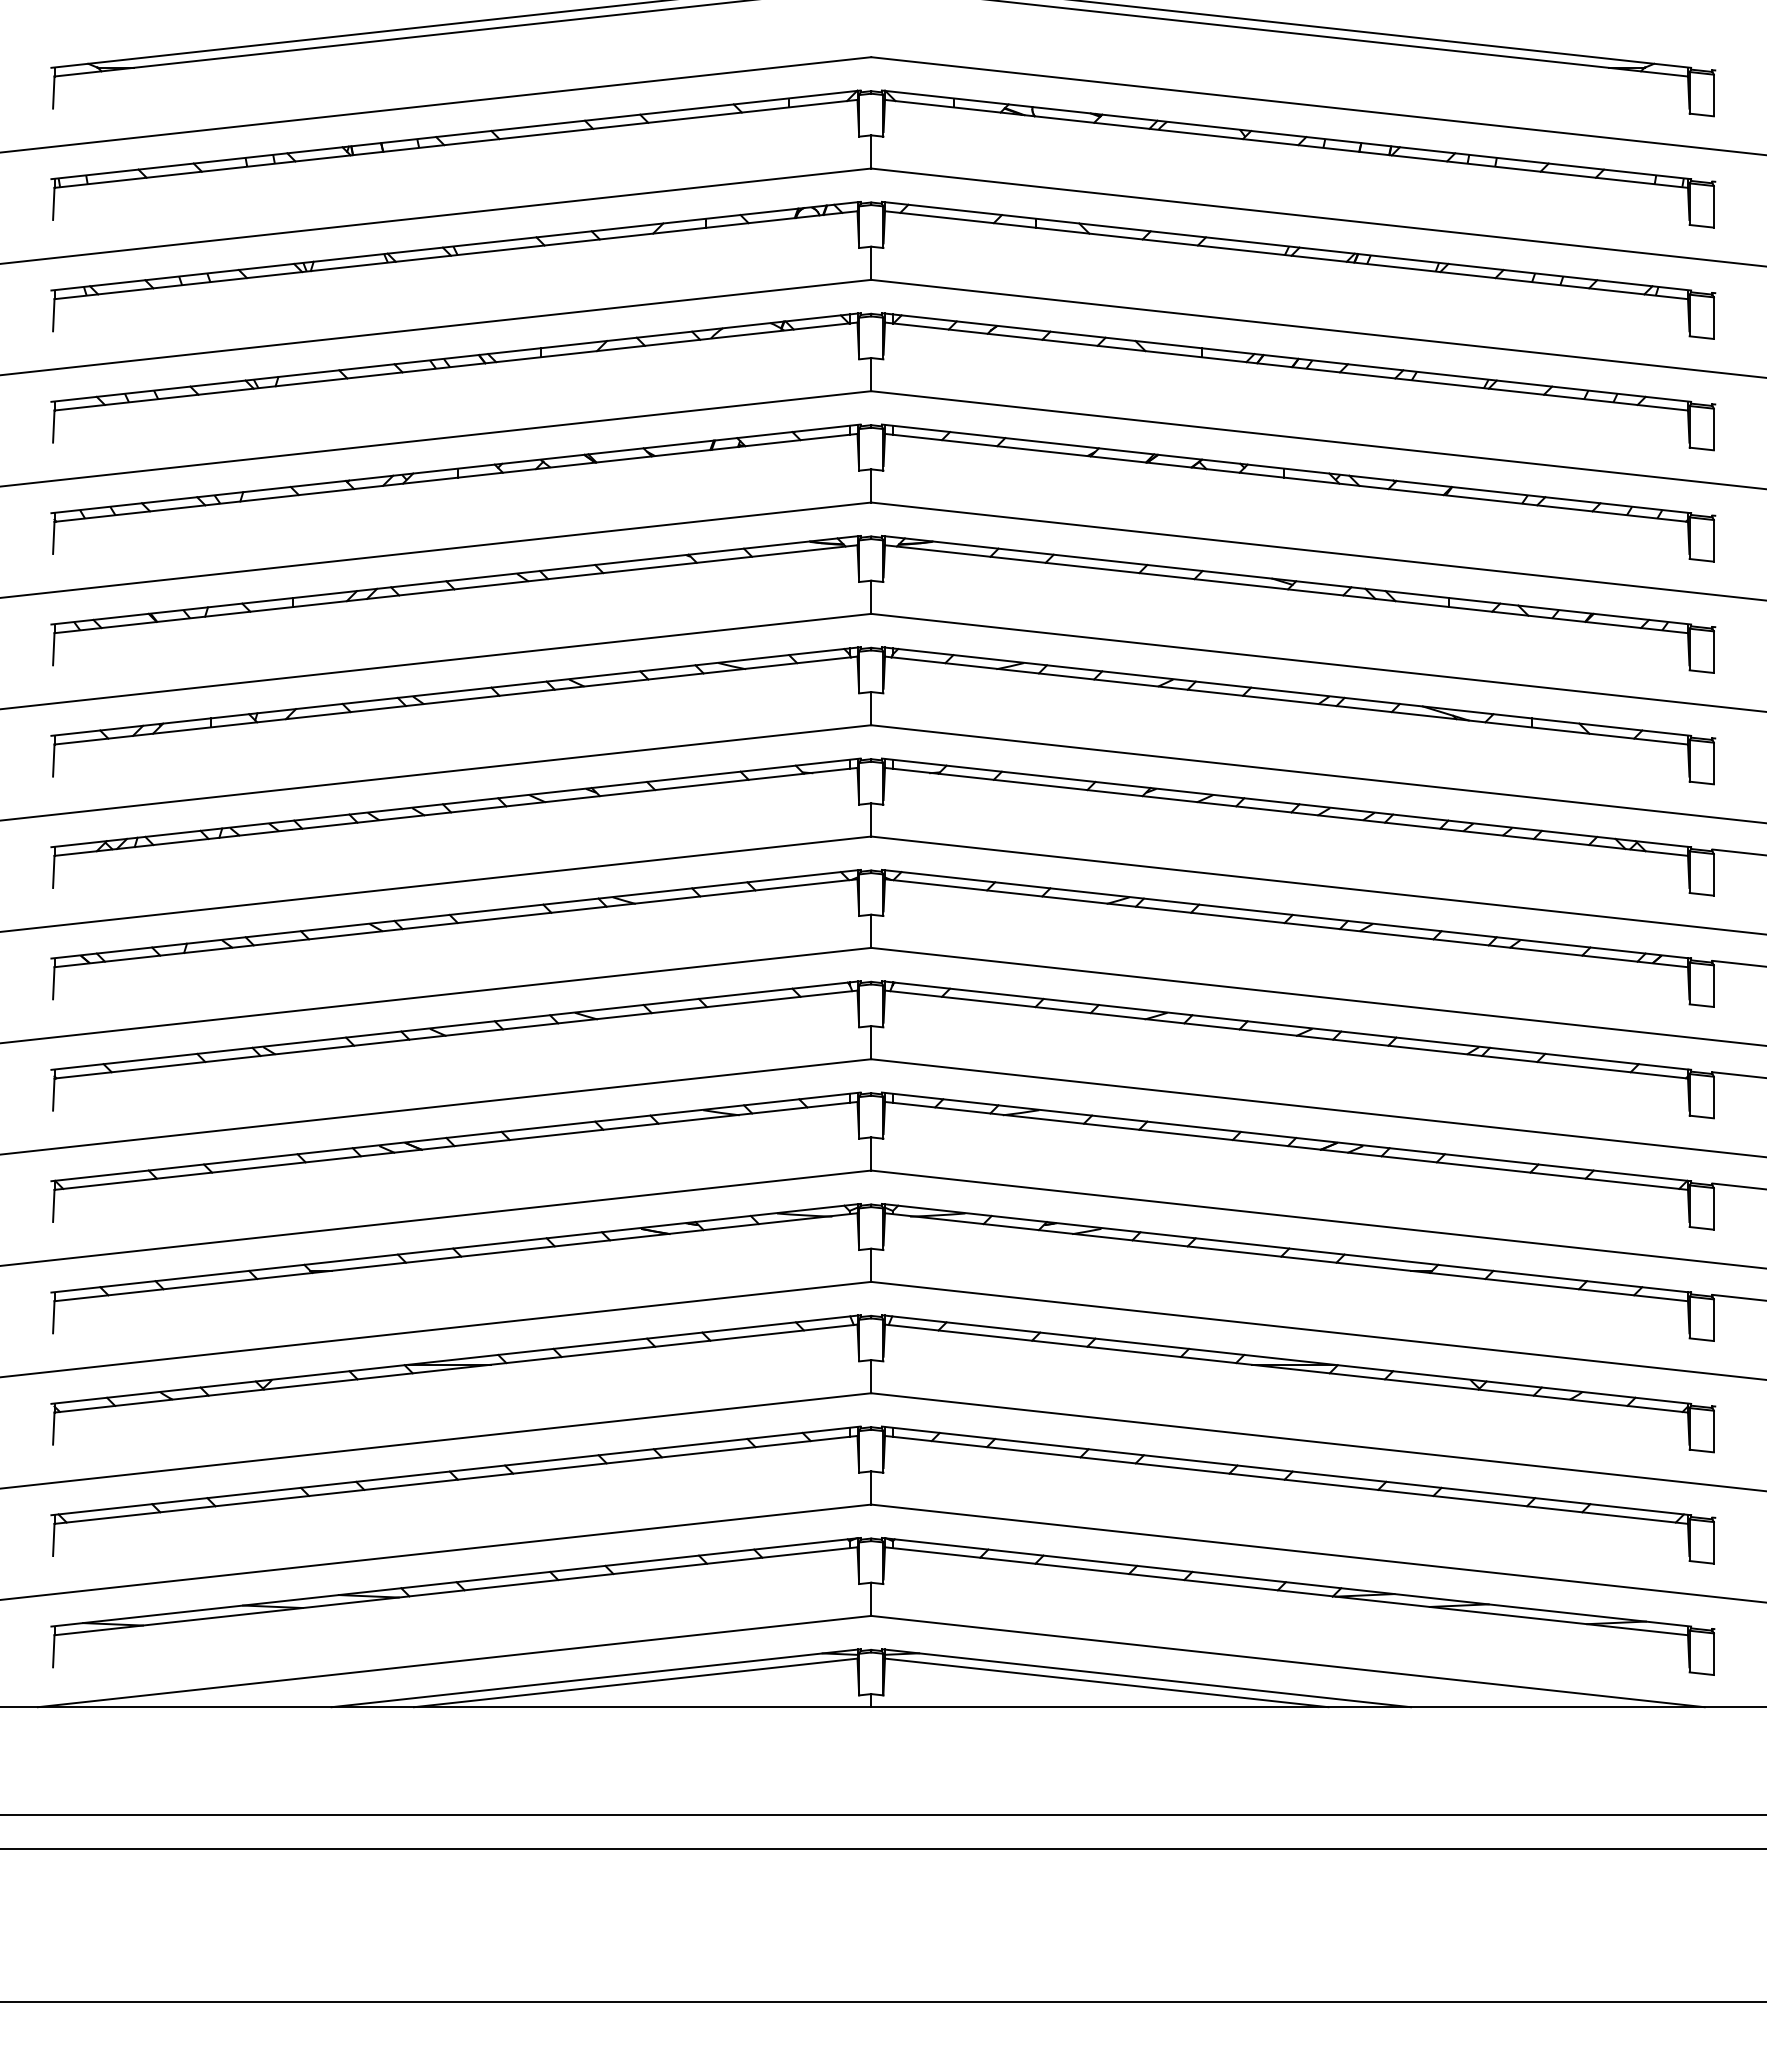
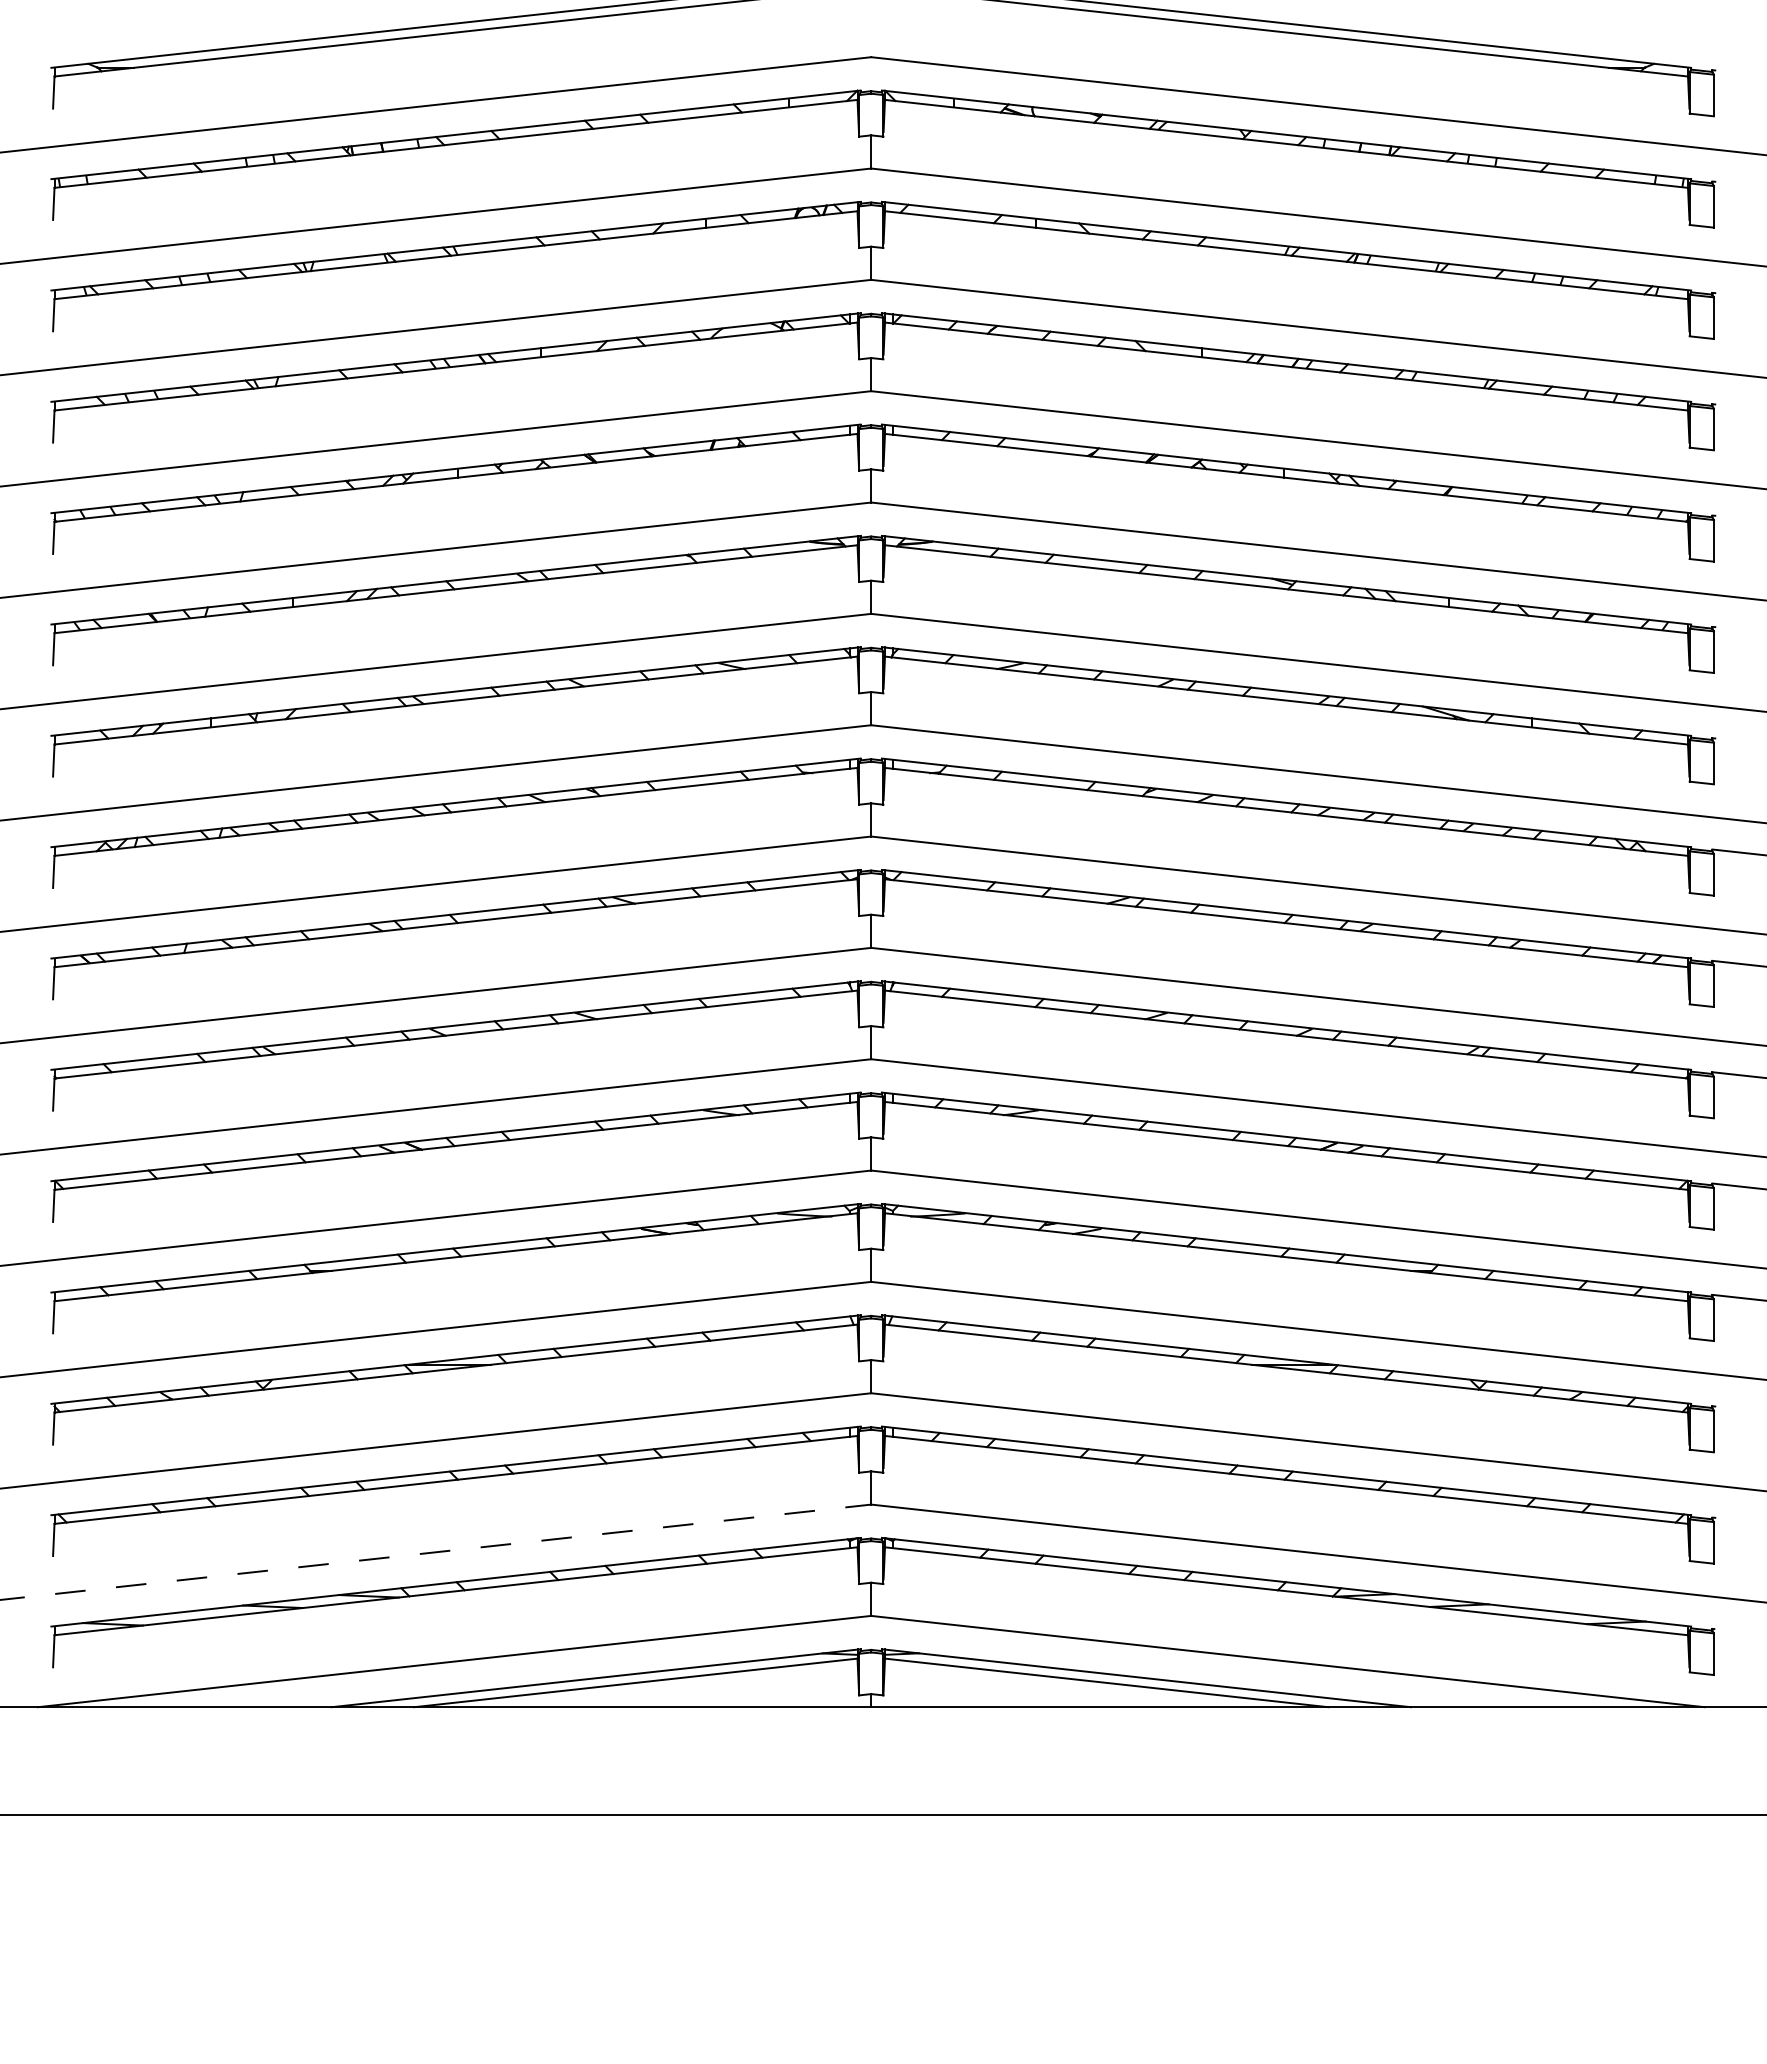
line: solid -> dashed (435, 1552)
line: present -> none (882, 1849)
line: present -> none (882, 2002)
